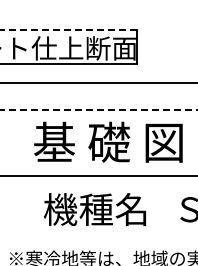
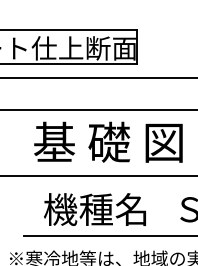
line: dashed -> solid (68, 30)
line position: (98, 82) -> (98, 77) (98, 77)
line: dashed -> solid (99, 110)
line: none -> present (109, 235)
